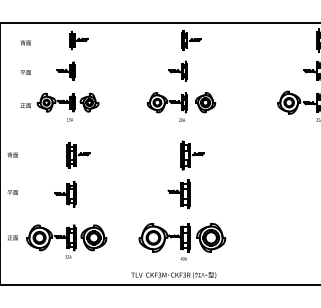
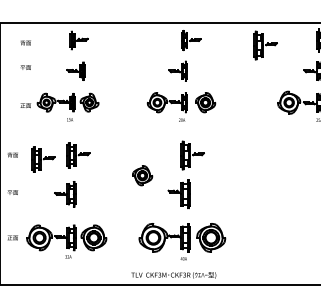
part: none -> present (265, 45)
part position: (65, 70) -> (75, 70) (75, 70)
text position: (25, 72) -> (25, 67) (25, 67)
part: none -> present (43, 159)
part: none -> present (142, 175)
